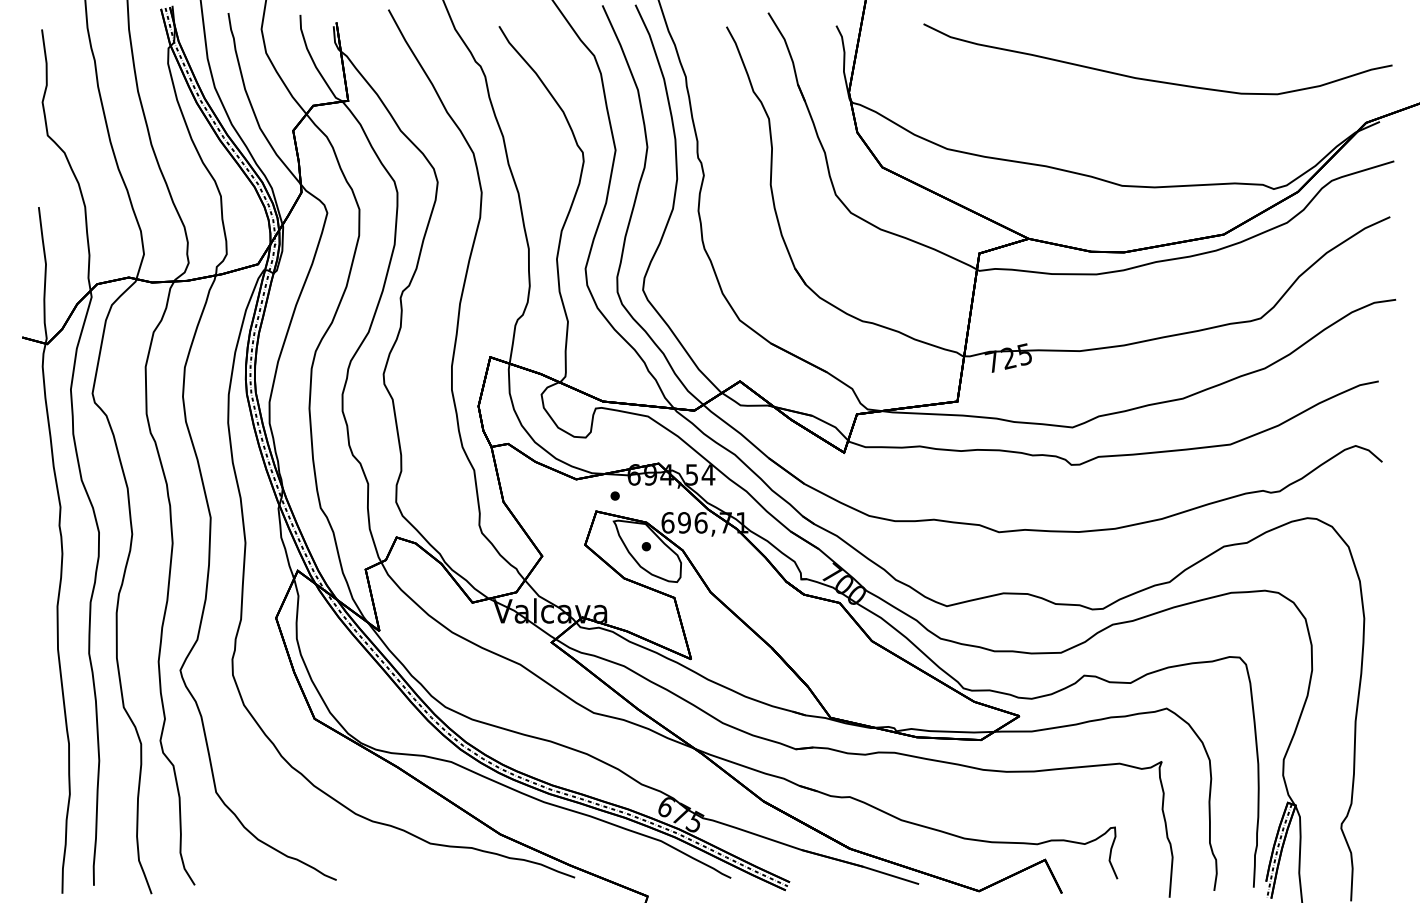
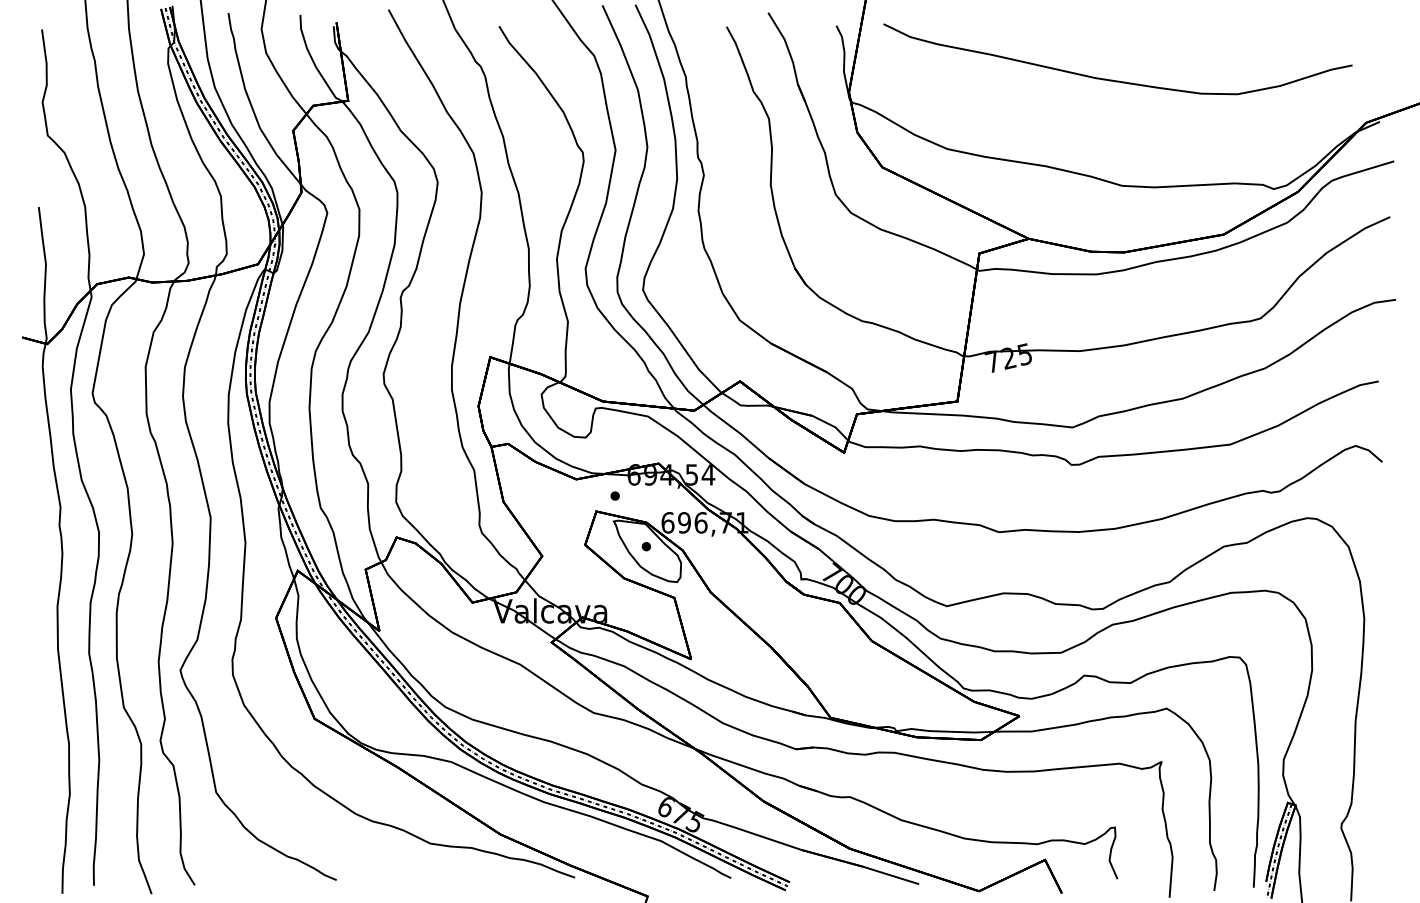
curve position: (1152, 79) -> (1112, 79) (1112, 79)
